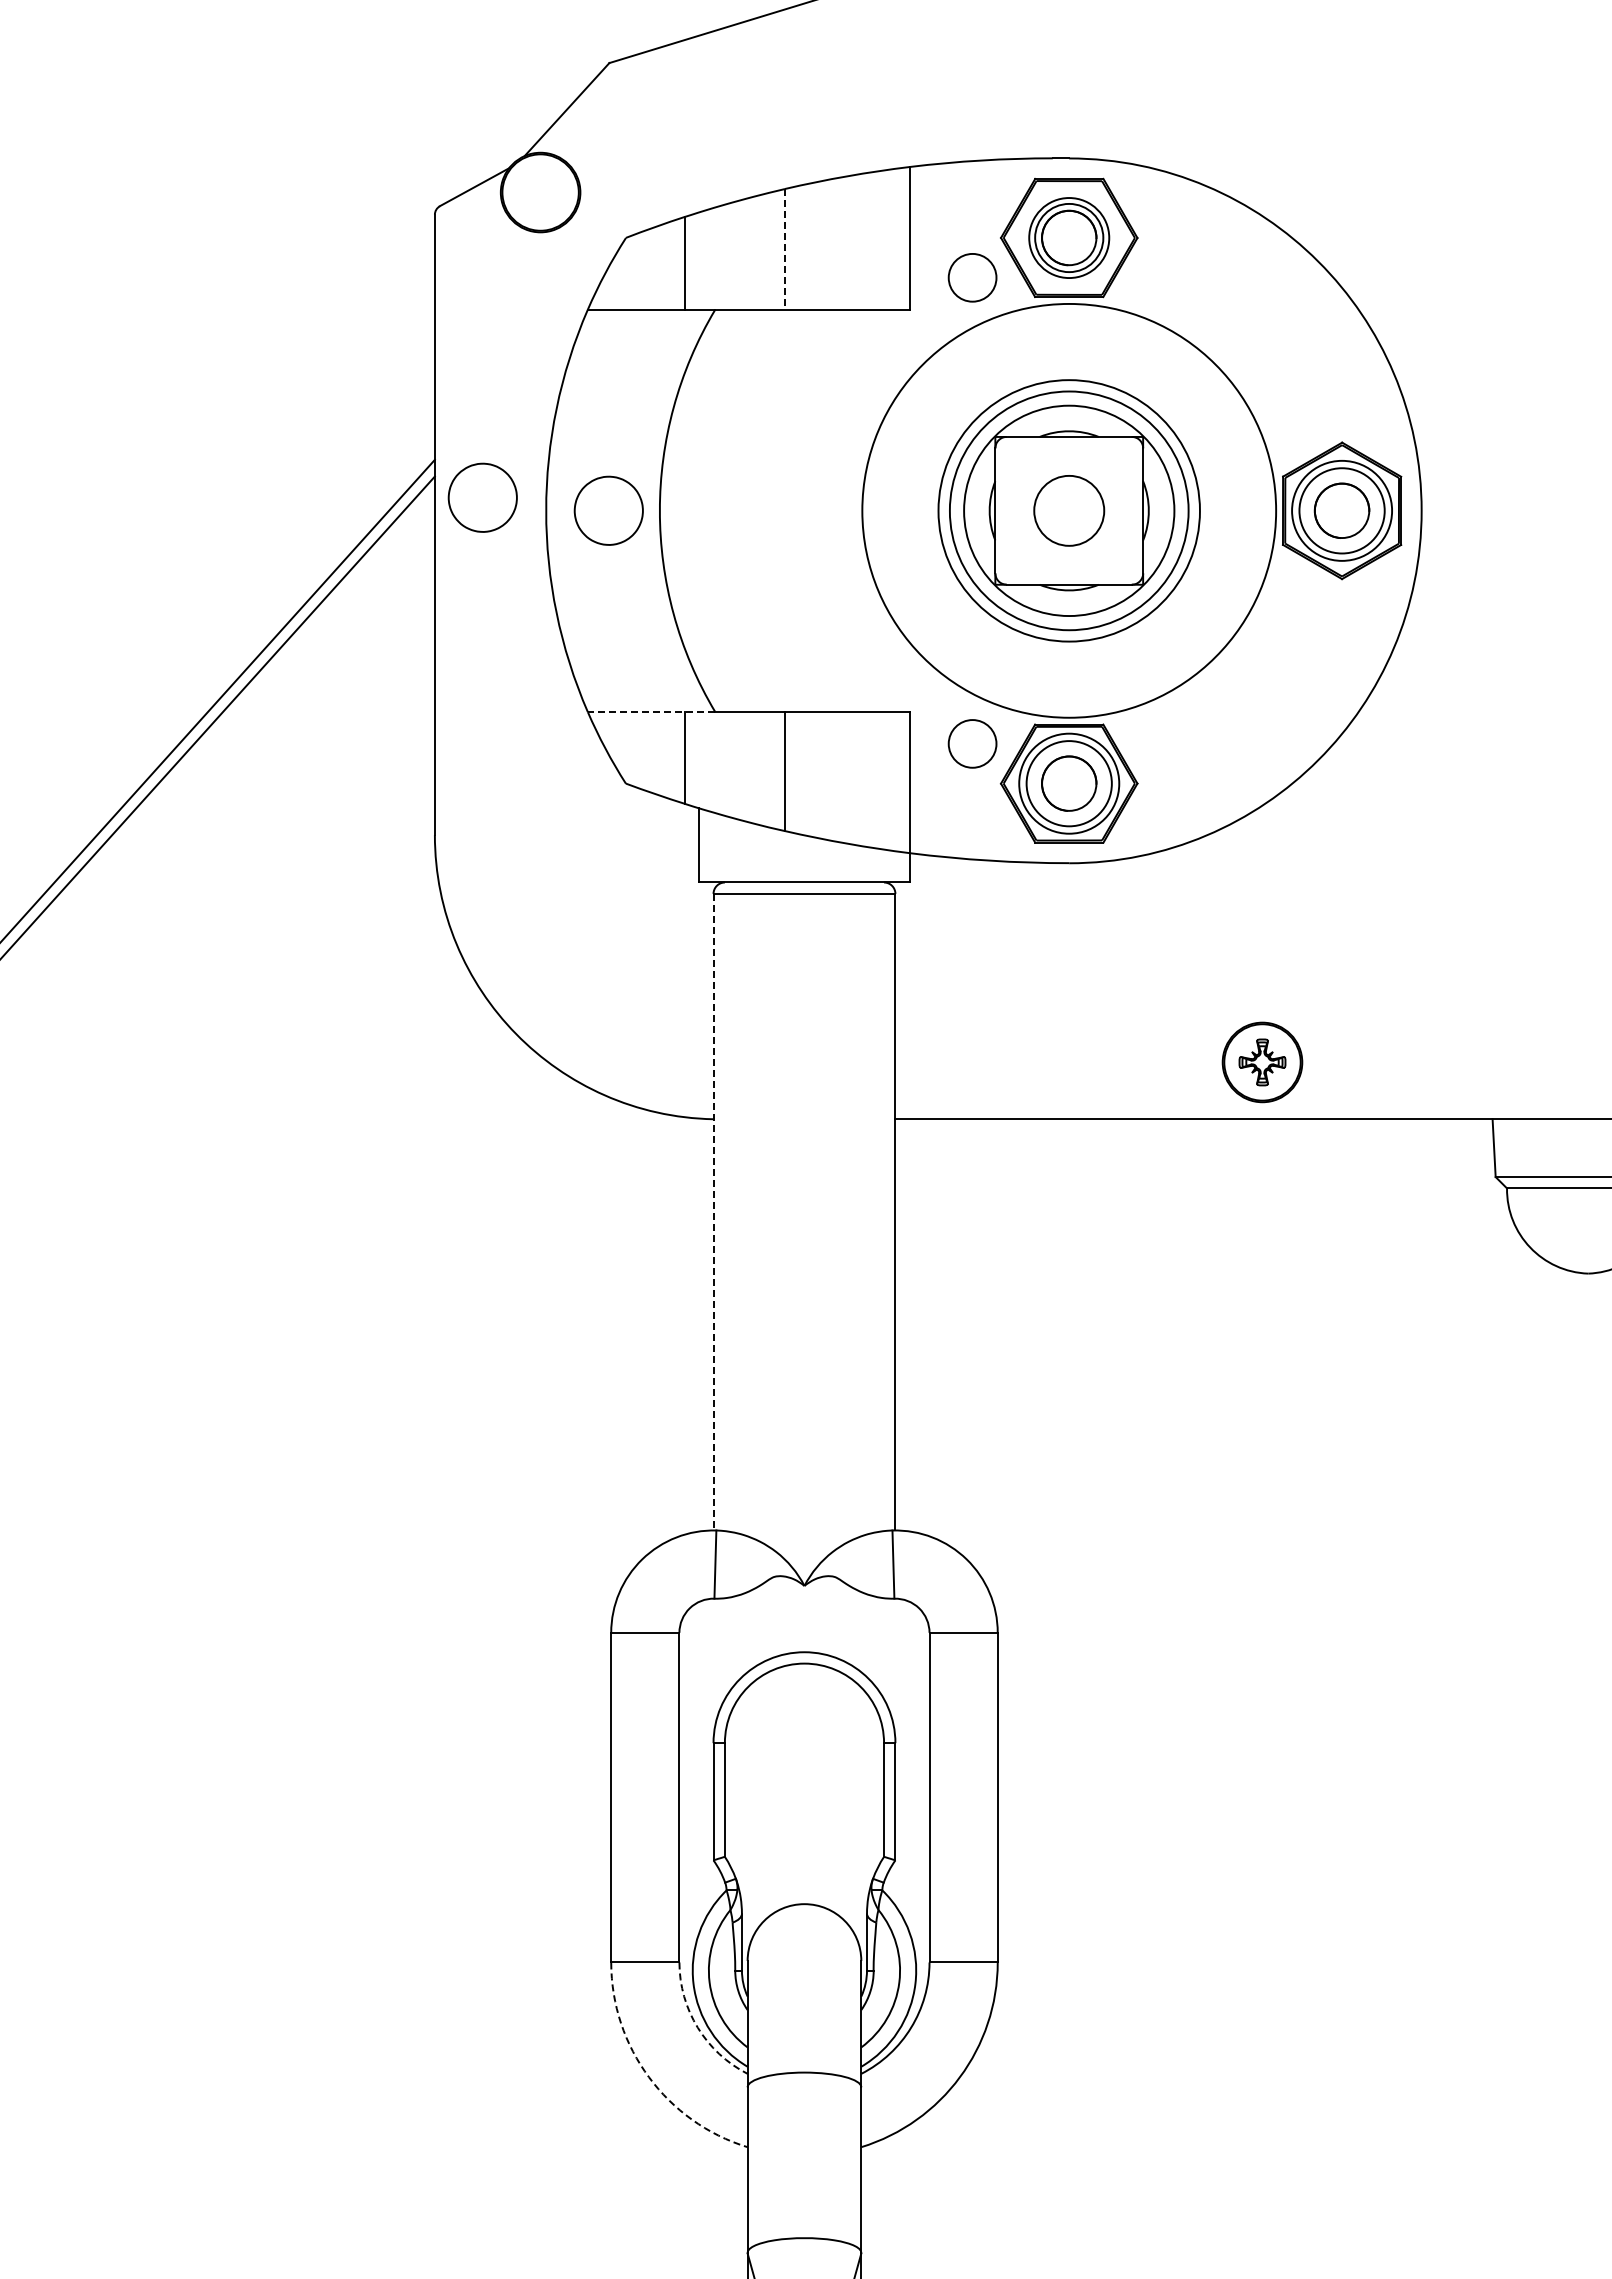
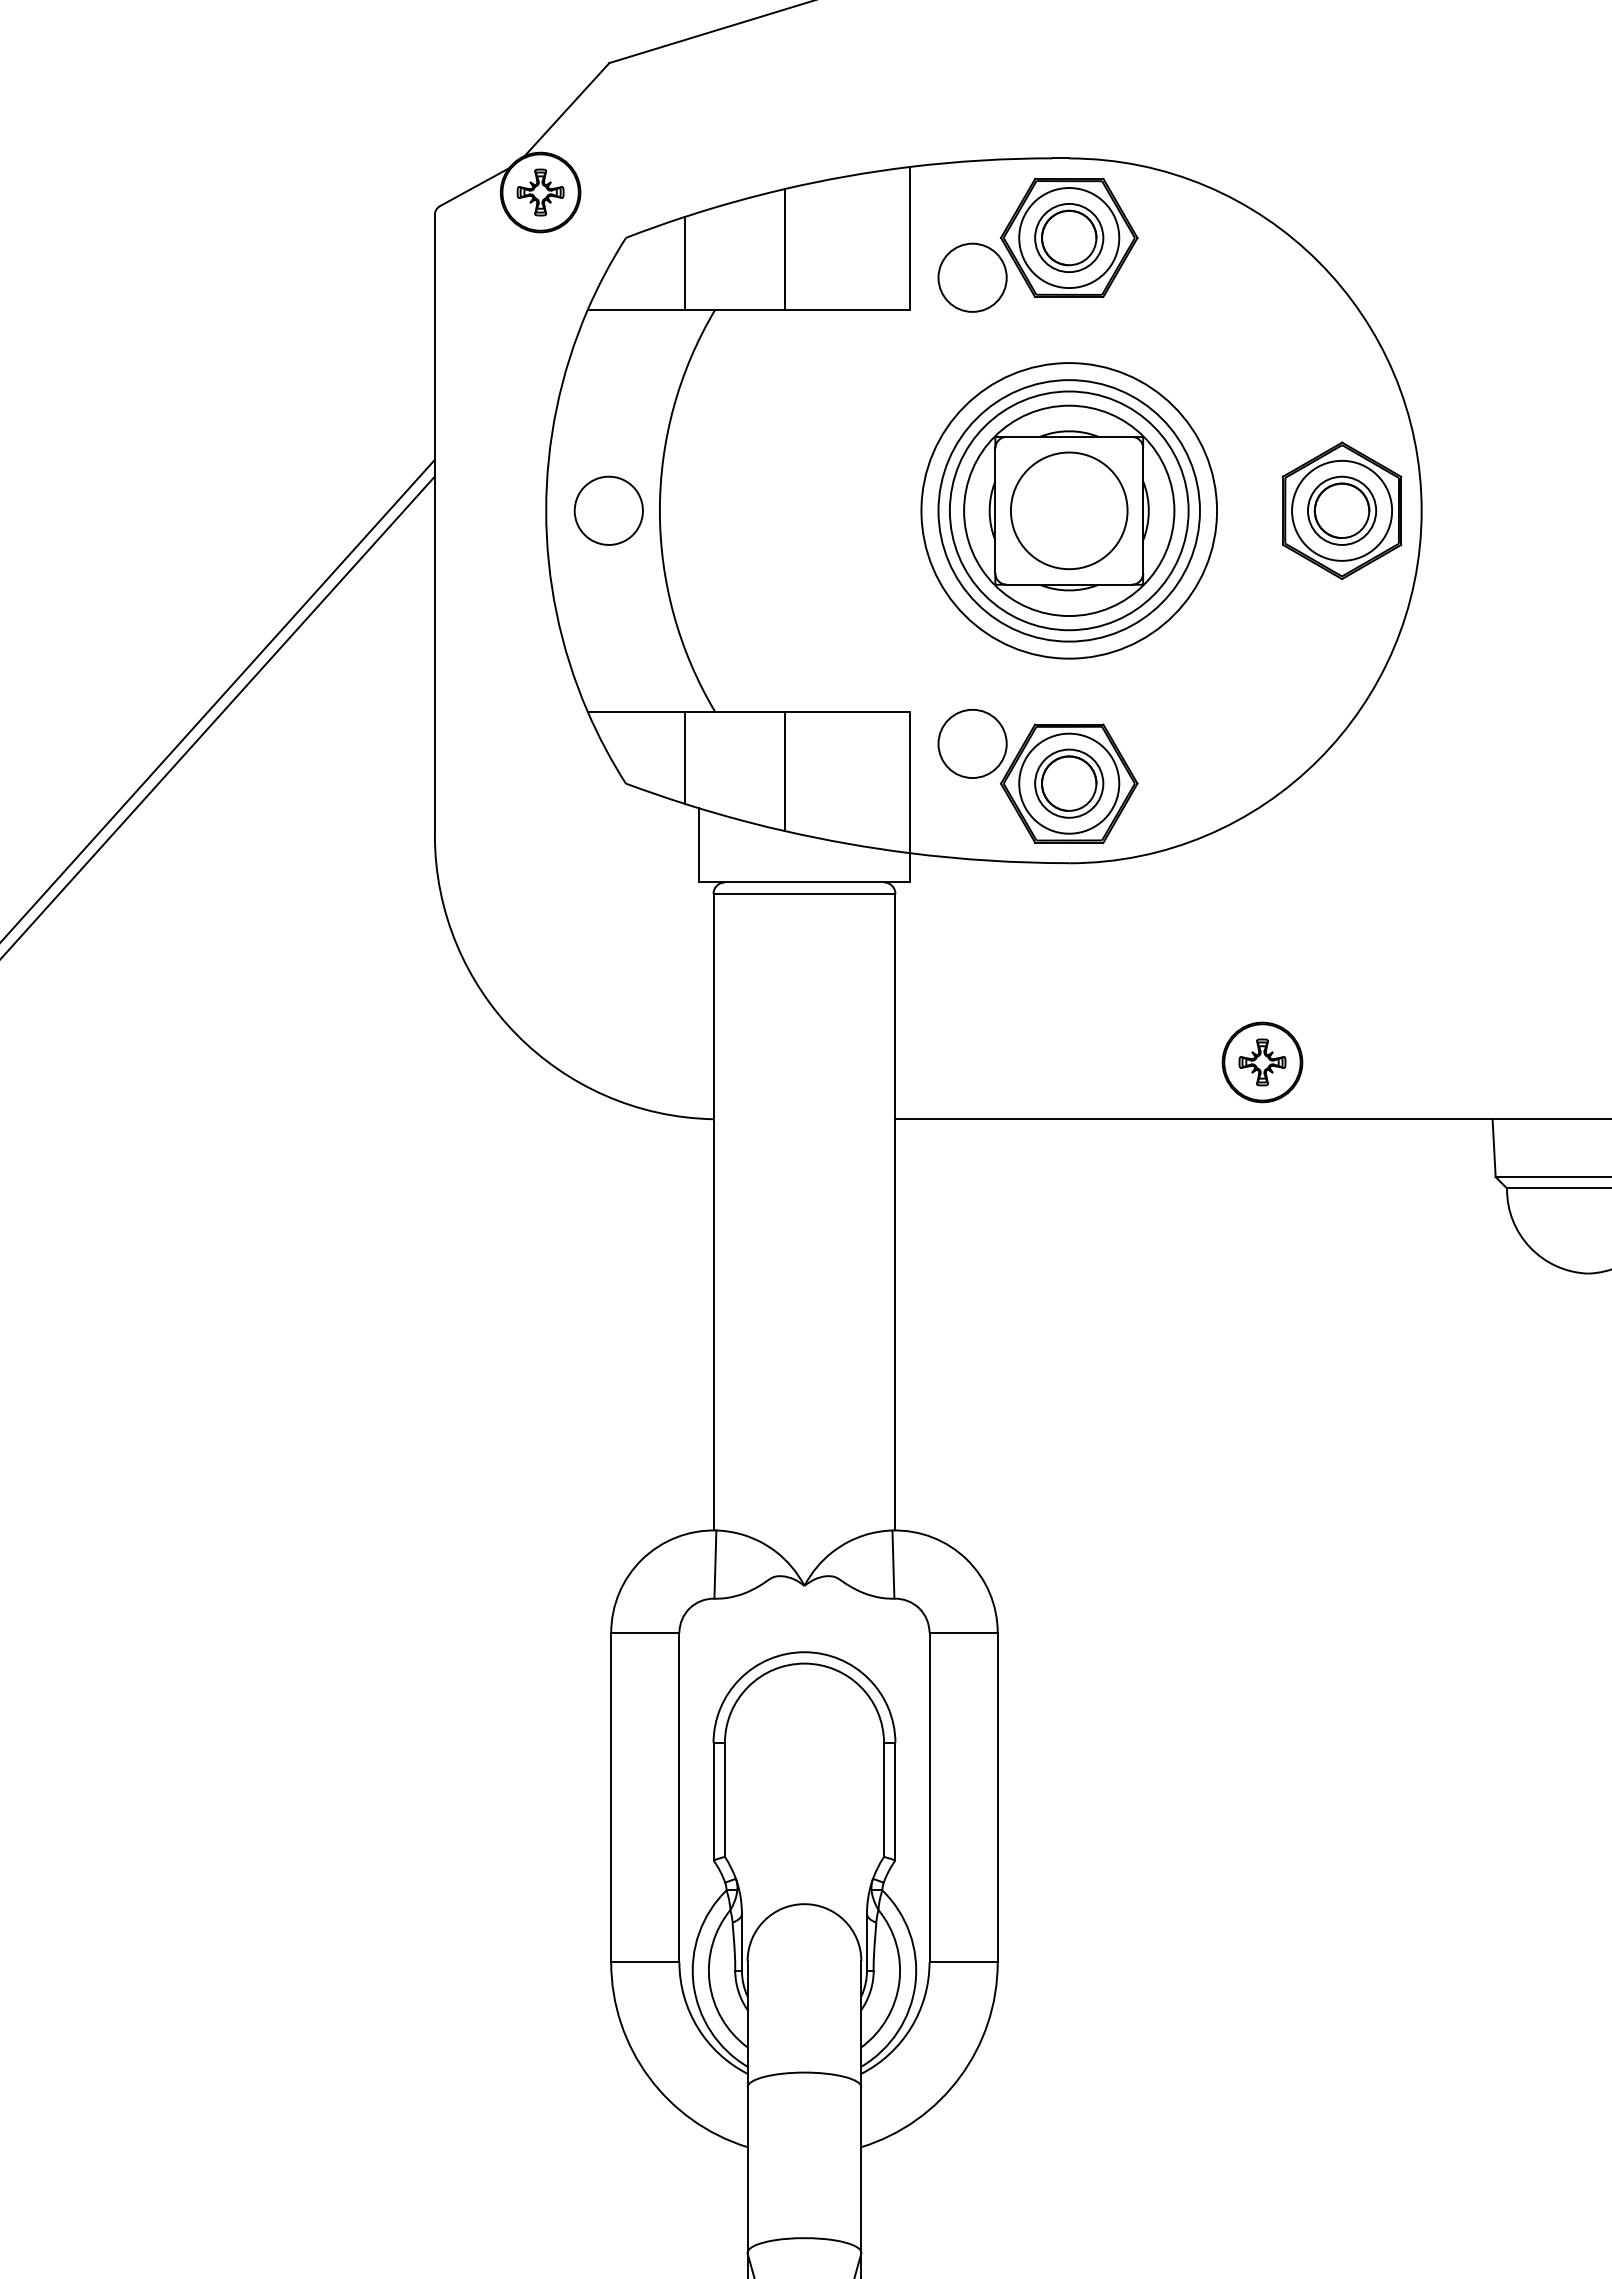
part: none -> present (540, 192)
circle diameter: 80 px -> 100 px (1069, 238)
line: dashed -> solid (785, 249)
circle diameter: 48 px -> 68 px (972, 277)
part: present -> none (482, 497)
circle diameter: 414 px -> 296 px (1069, 510)
circle diameter: 70 px -> 117 px (1068, 510)
circle diameter: 85 px -> 68 px (1341, 510)
line: dashed -> solid (651, 712)
circle diameter: 48 px -> 68 px (972, 743)
circle diameter: 85 px -> 68 px (1069, 783)
line: dashed -> solid (713, 1212)
arc: dashed -> solid (697, 2027)
arc: dashed -> solid (649, 2077)
